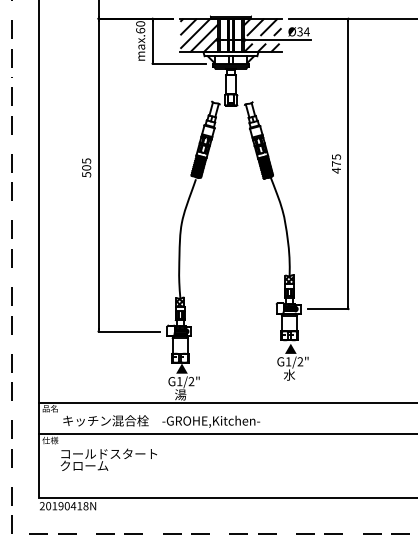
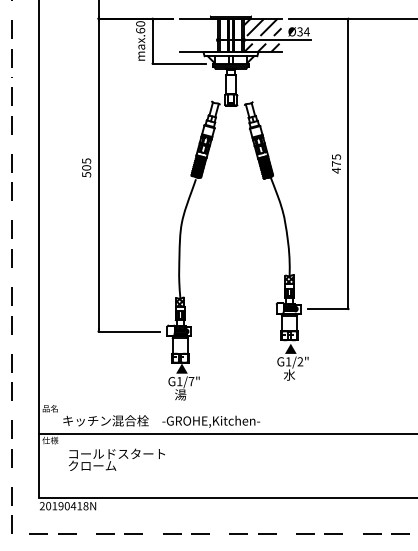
hatch: present -> none (199, 35)
text: G1/2" -> G1/7" (191, 381)
line: present -> none (226, 402)
text position: (108, 459) -> (116, 459) (116, 459)
